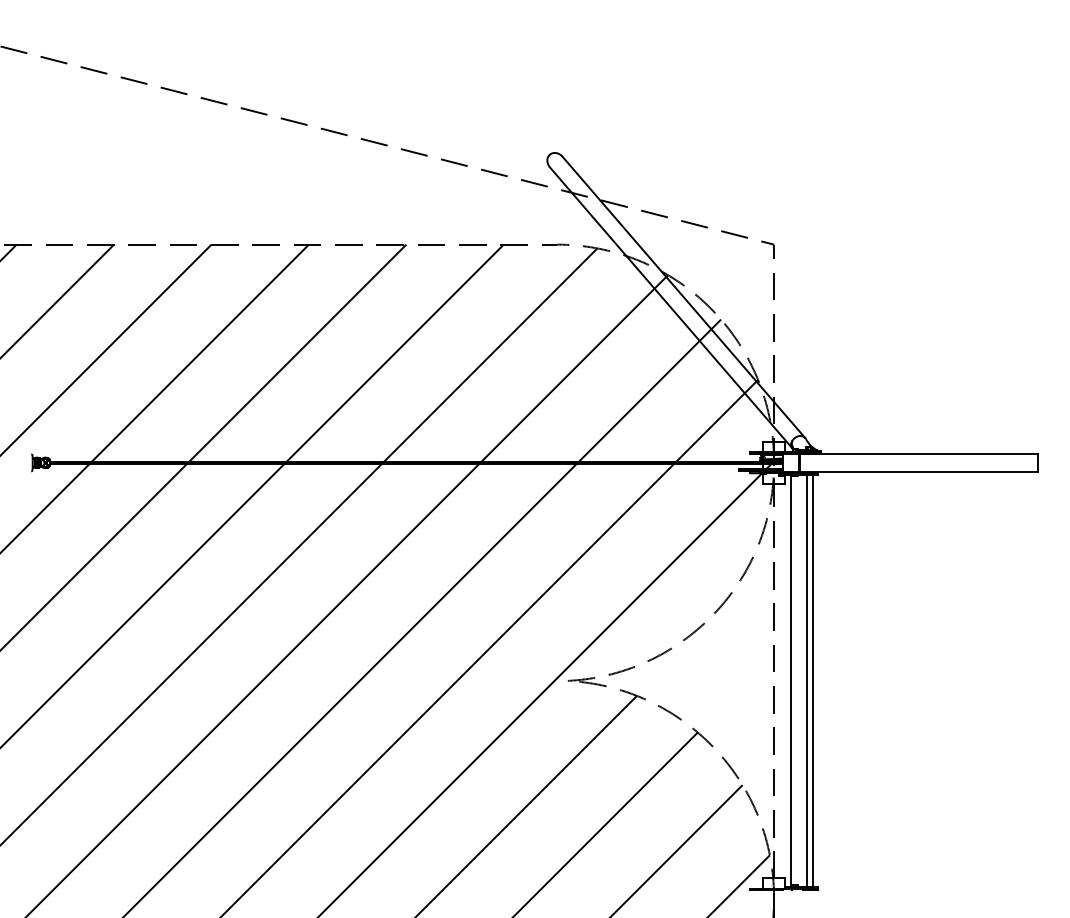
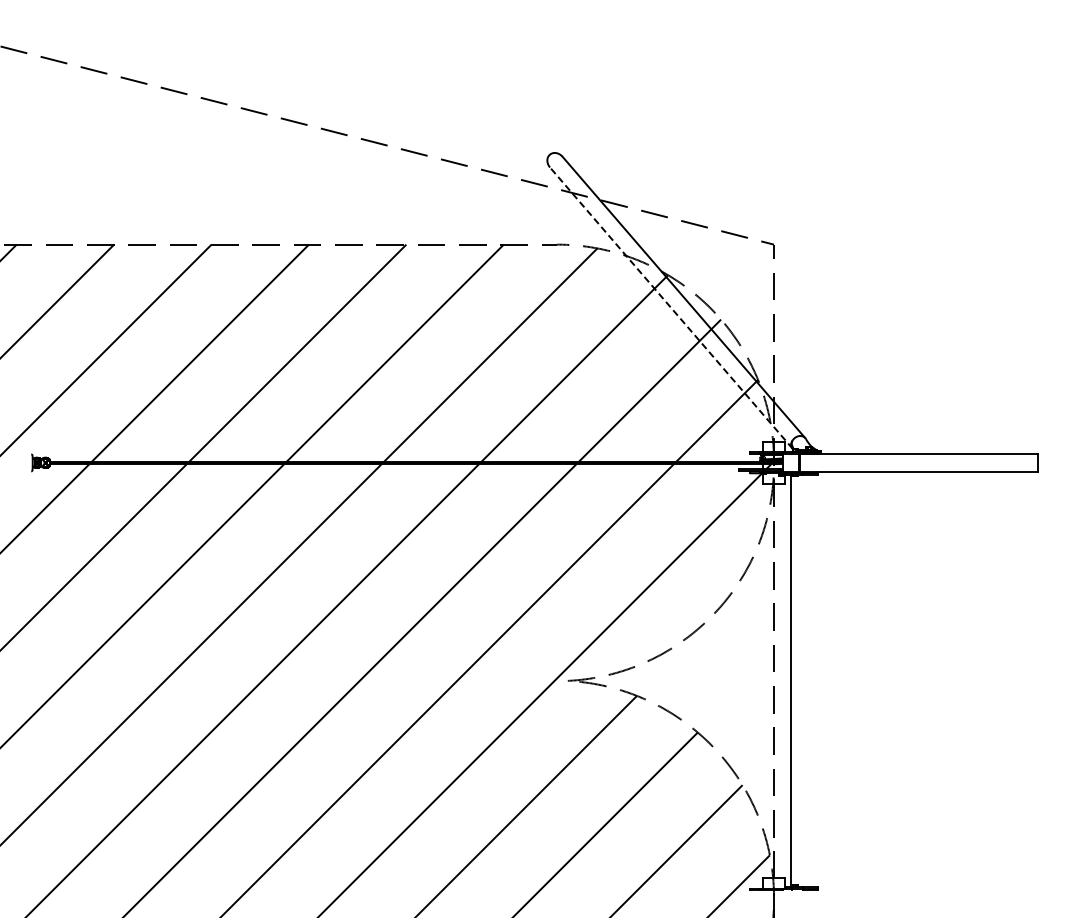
line: solid -> dashed (671, 308)
line: present -> none (807, 680)
line: present -> none (813, 680)
